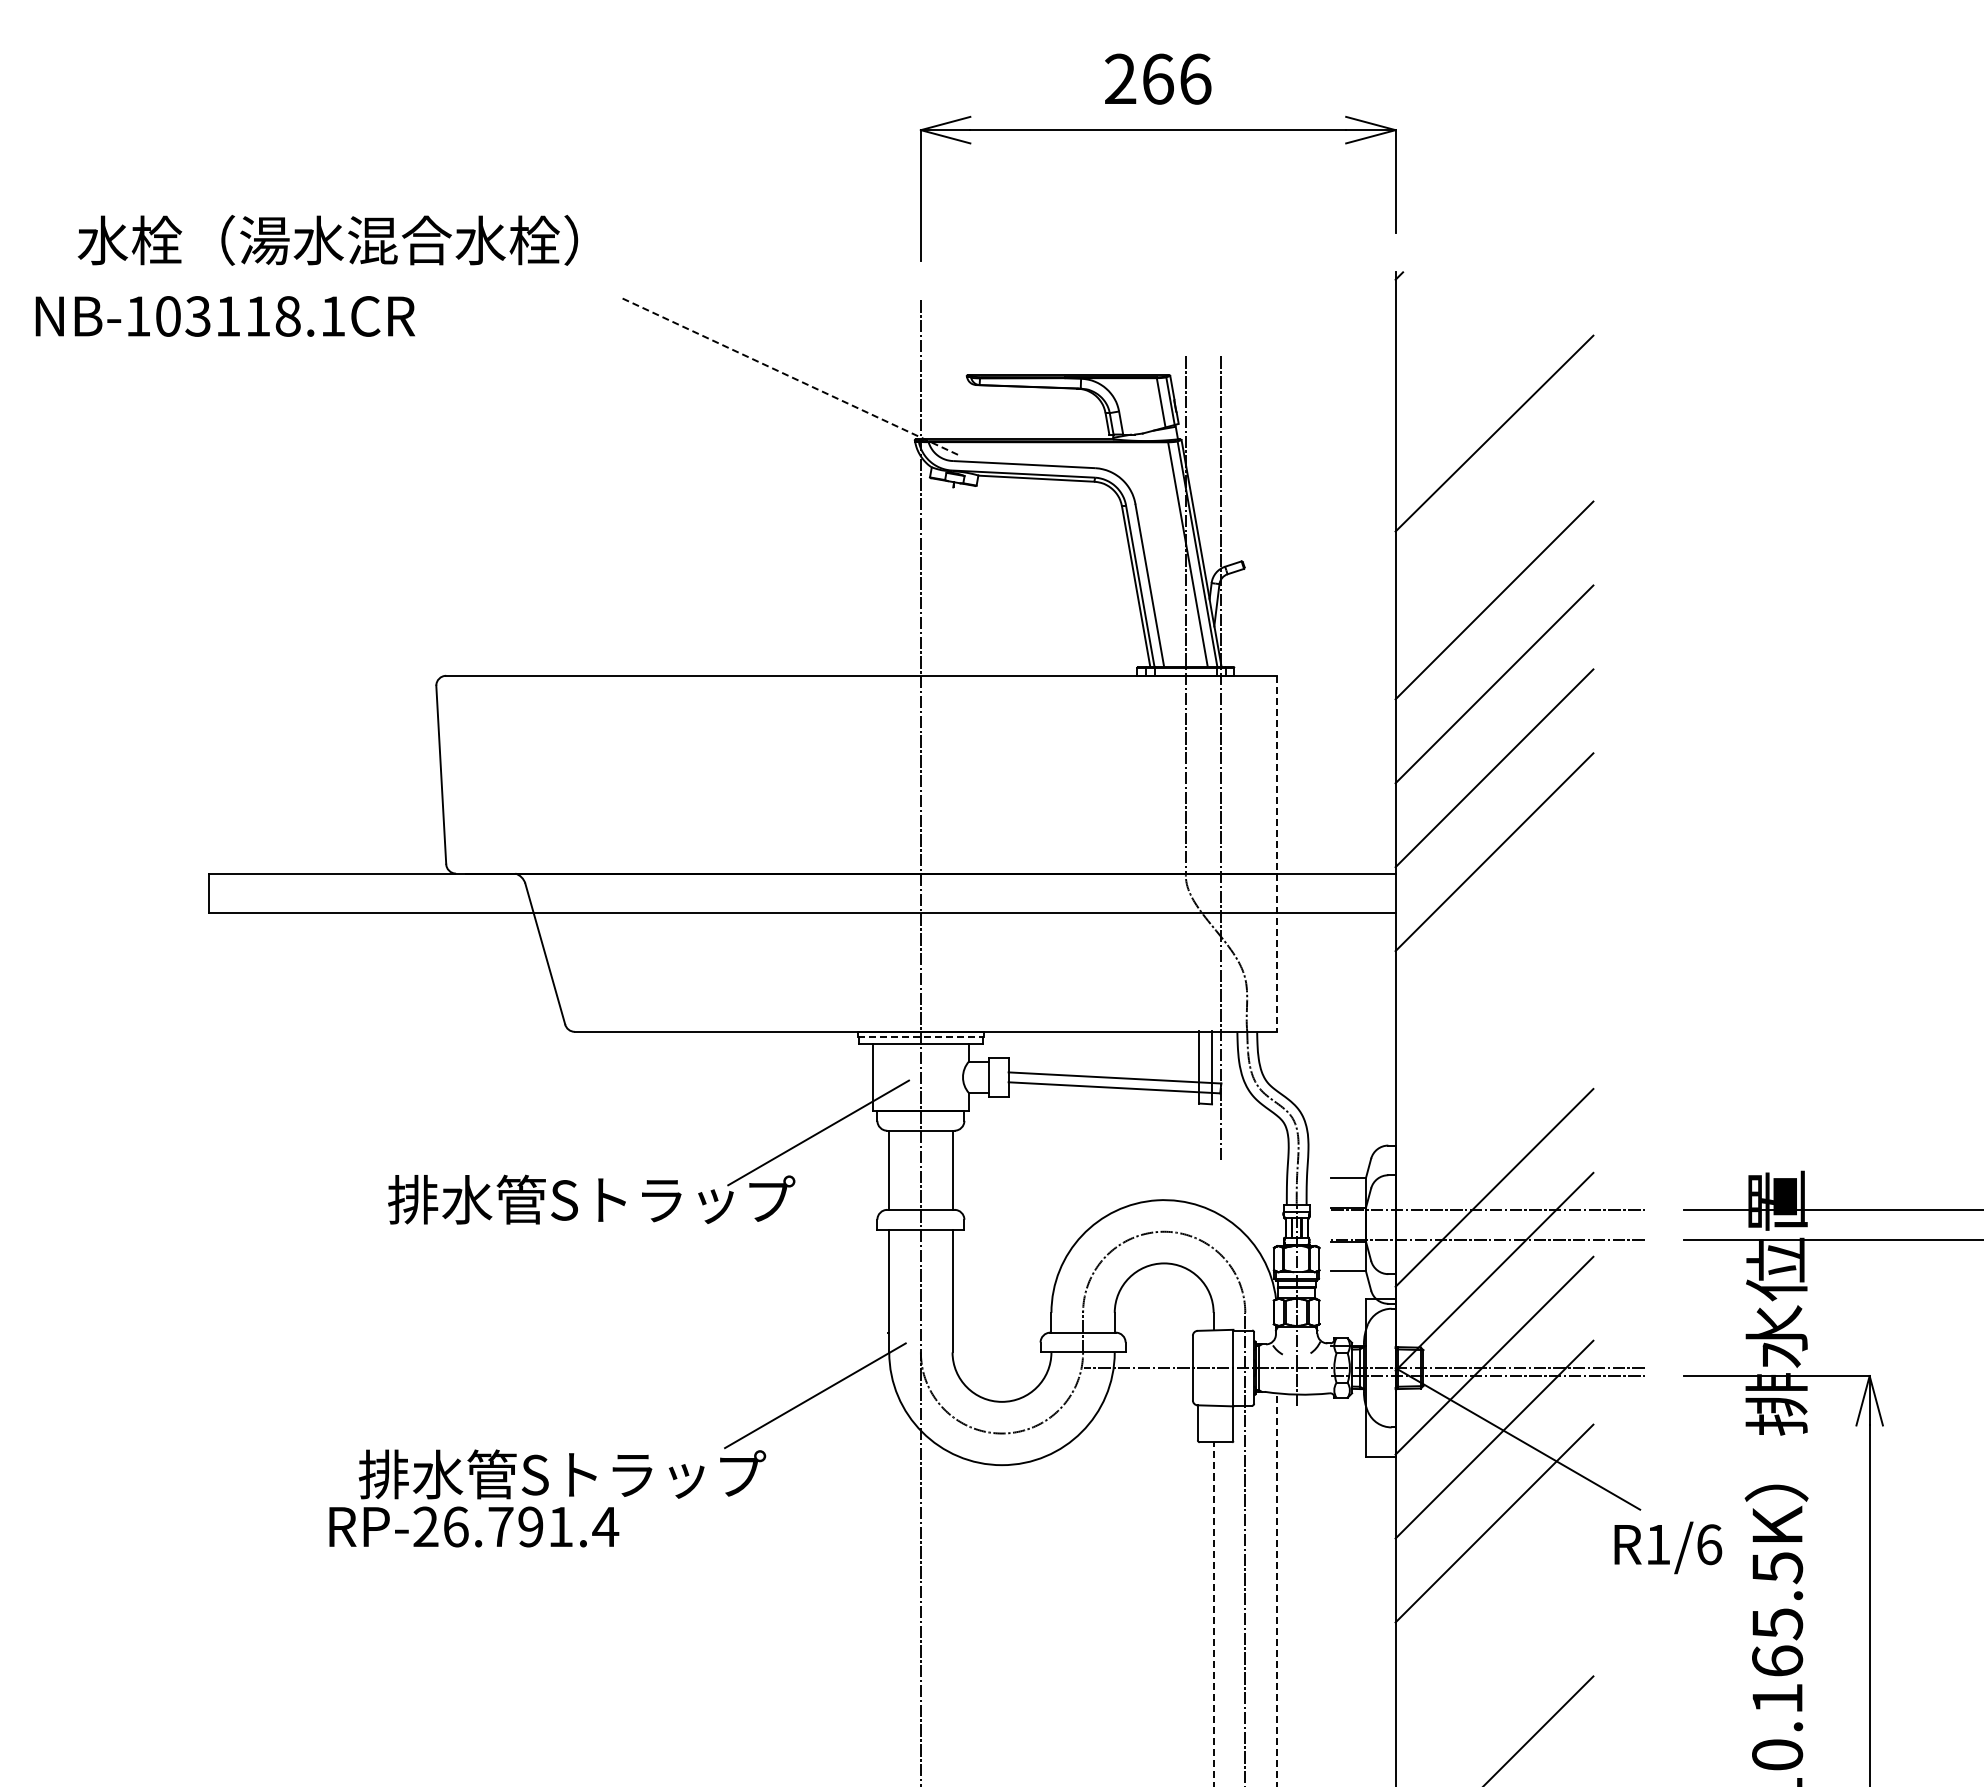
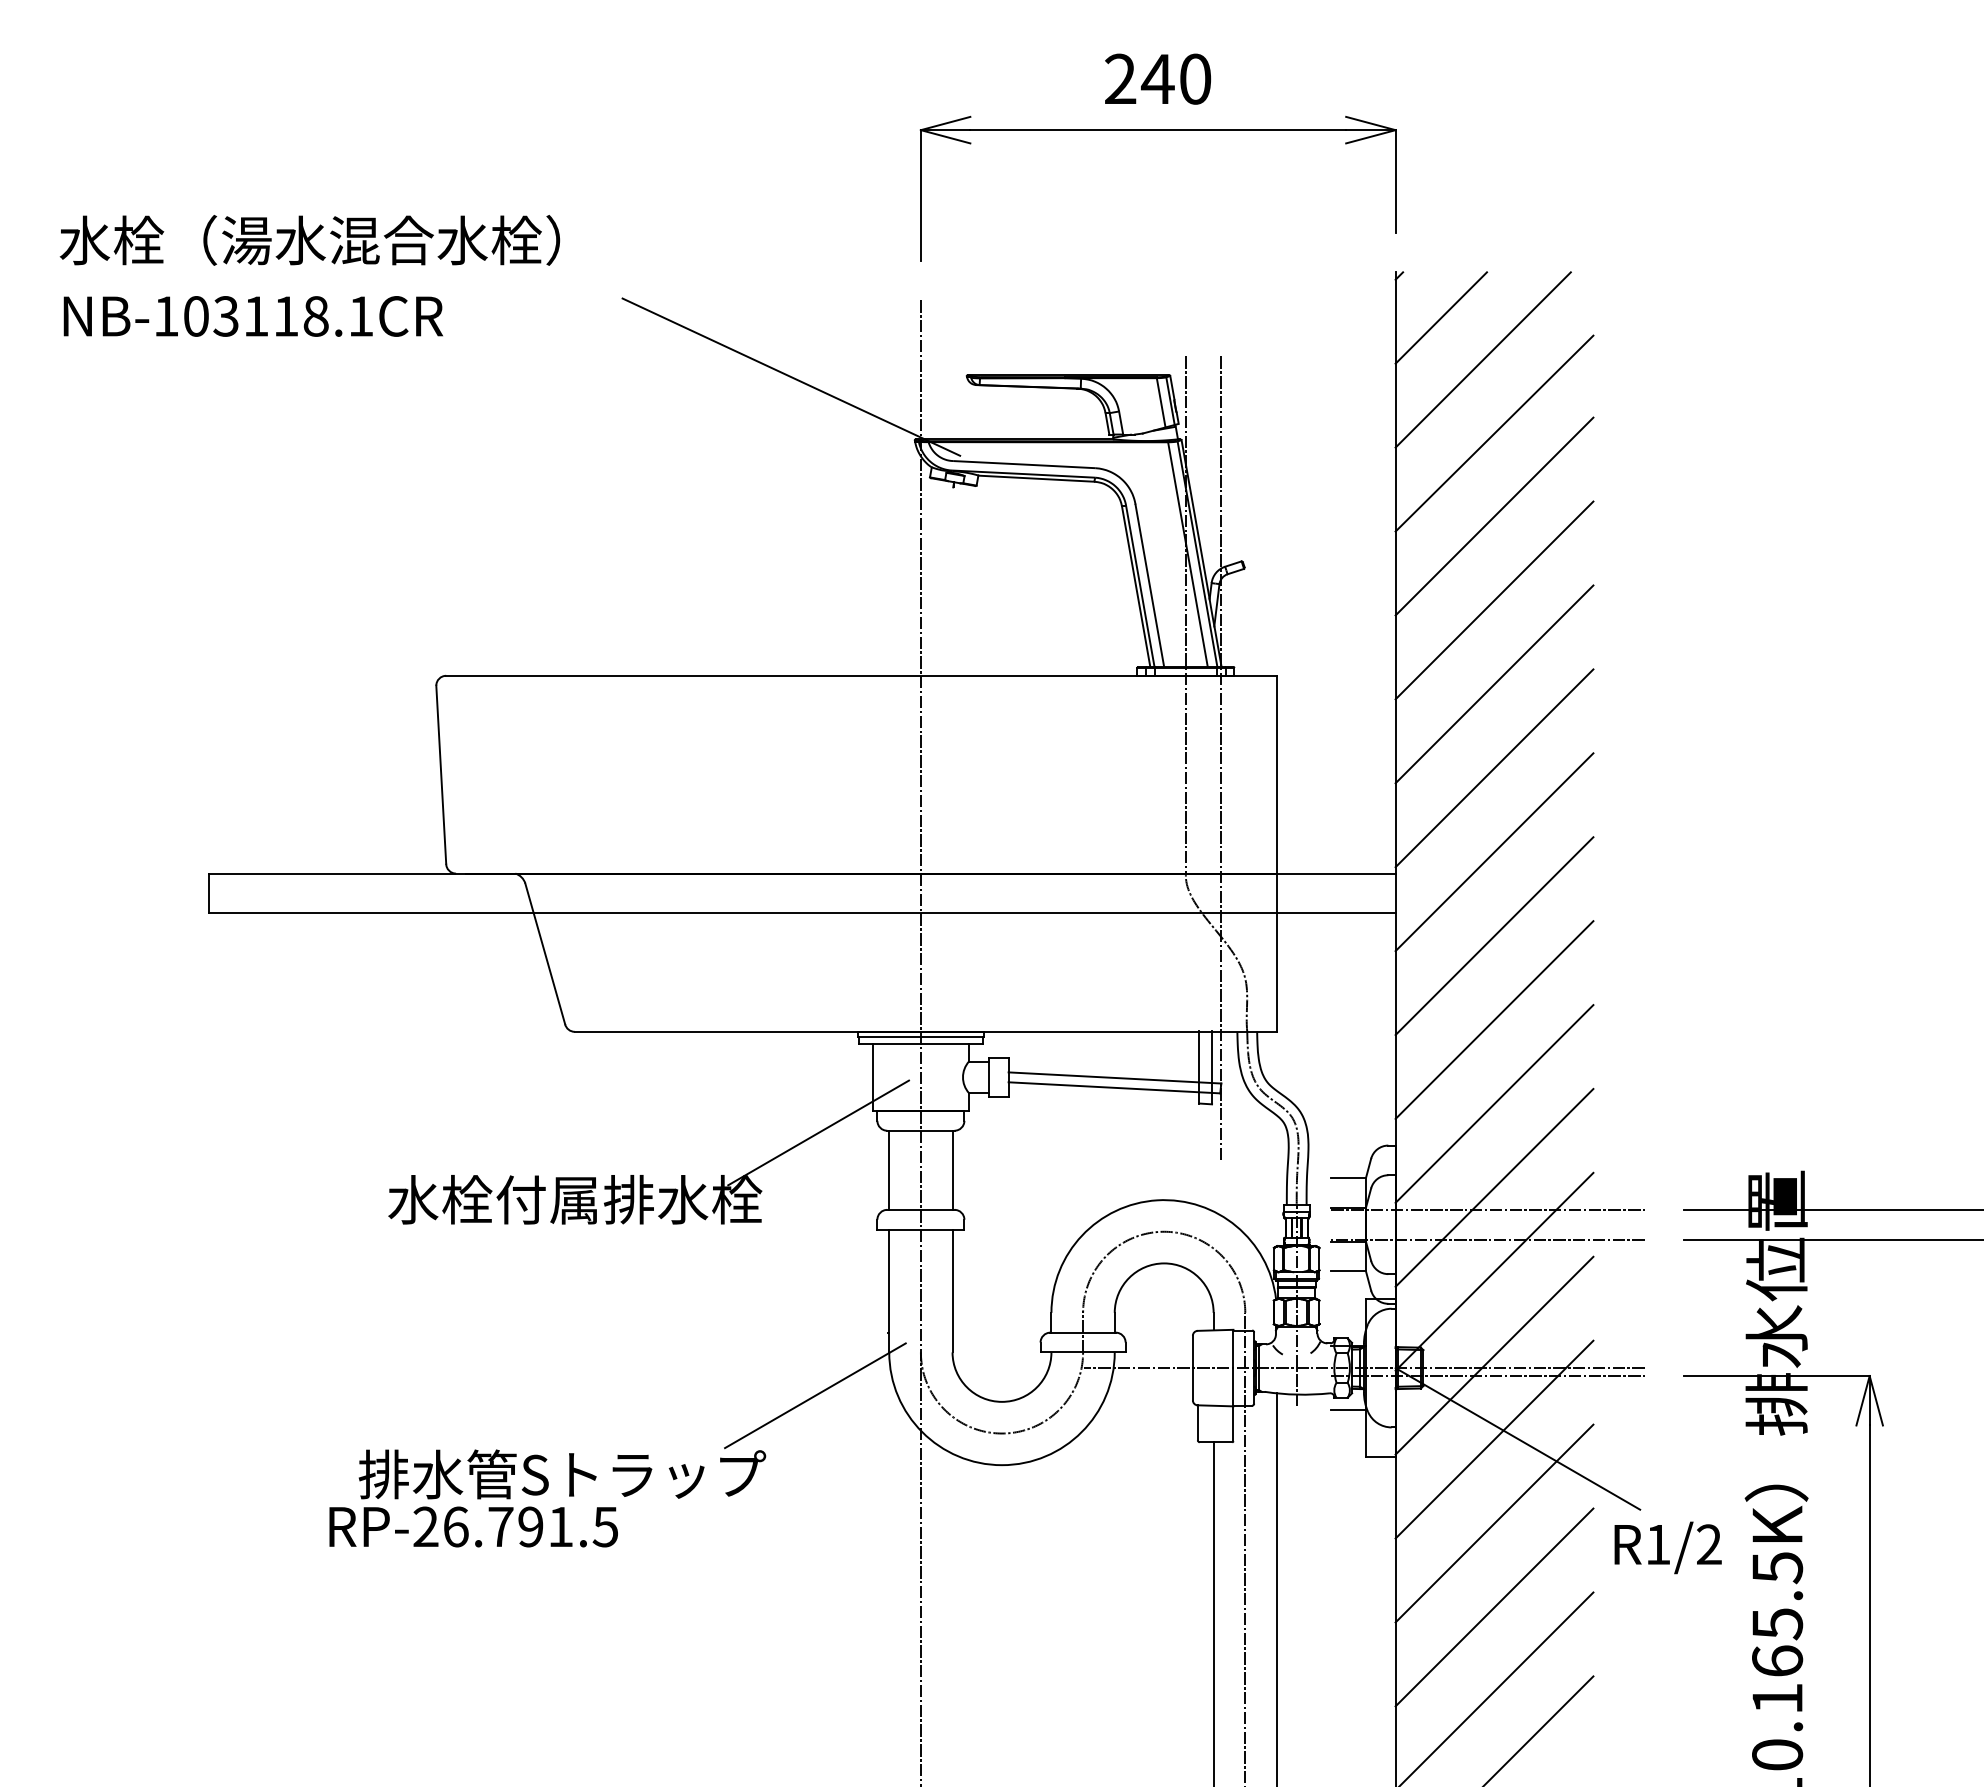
text: 266 -> 240 (1175, 78)
text position: (327, 240) -> (309, 240) (309, 240)
text position: (224, 316) -> (252, 316) (252, 316)
line: none -> present (1440, 317)
line: none -> present (1482, 359)
line: dashed -> solid (791, 377)
line: none -> present (1494, 516)
line: dashed -> solid (1276, 854)
line: none -> present (1494, 936)
line: none -> present (1494, 1019)
line: dashed -> solid (921, 1036)
line: none -> present (1494, 1103)
text: 排水管Sトラップ -> 水栓付属排水栓 (591, 1199)
line: none -> present (1348, 1409)
text: RP-26.791.4 -> RP-26.791.5 (605, 1527)
text: R1/6 -> R1/2 (1709, 1544)
line: dashed -> solid (1276, 1590)
line: none -> present (1494, 1607)
line: dashed -> solid (1213, 1614)
line: none -> present (1497, 1687)
